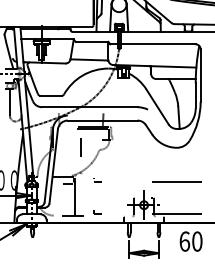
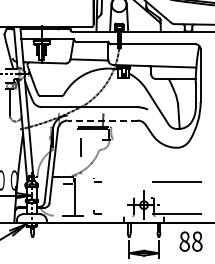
line: solid -> dashed (102, 120)
text: 60 -> 88 (190, 241)
